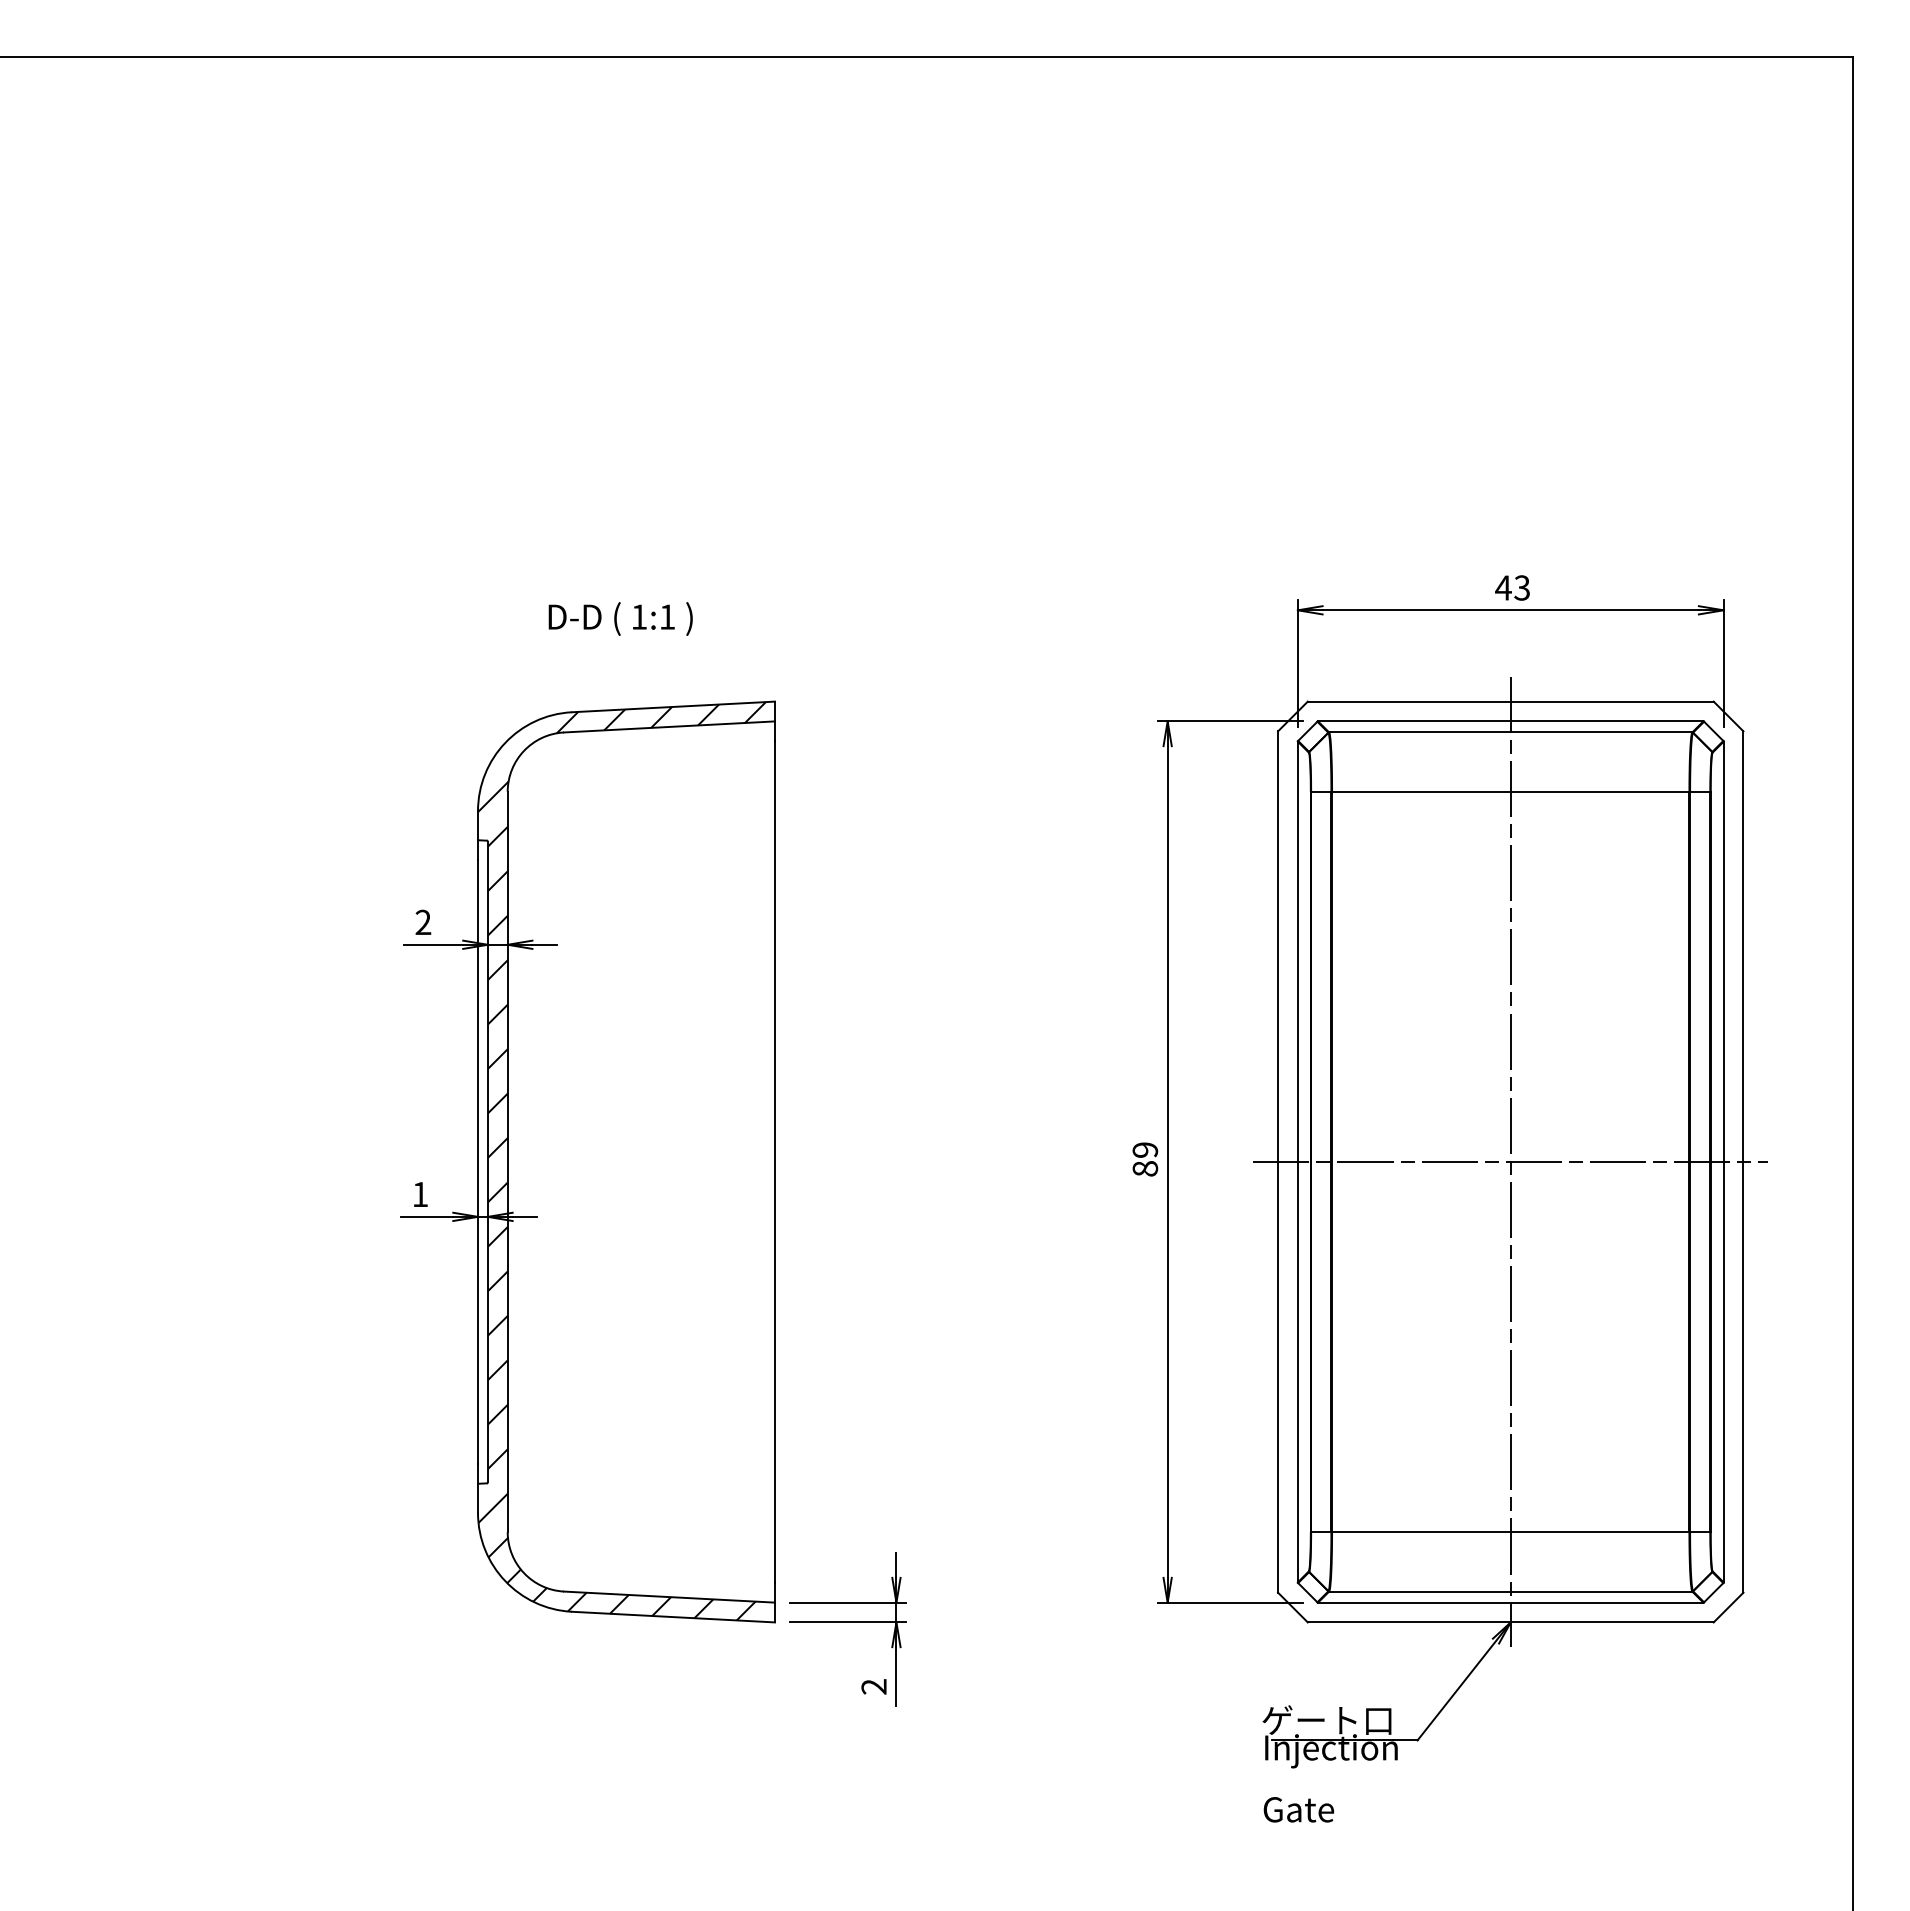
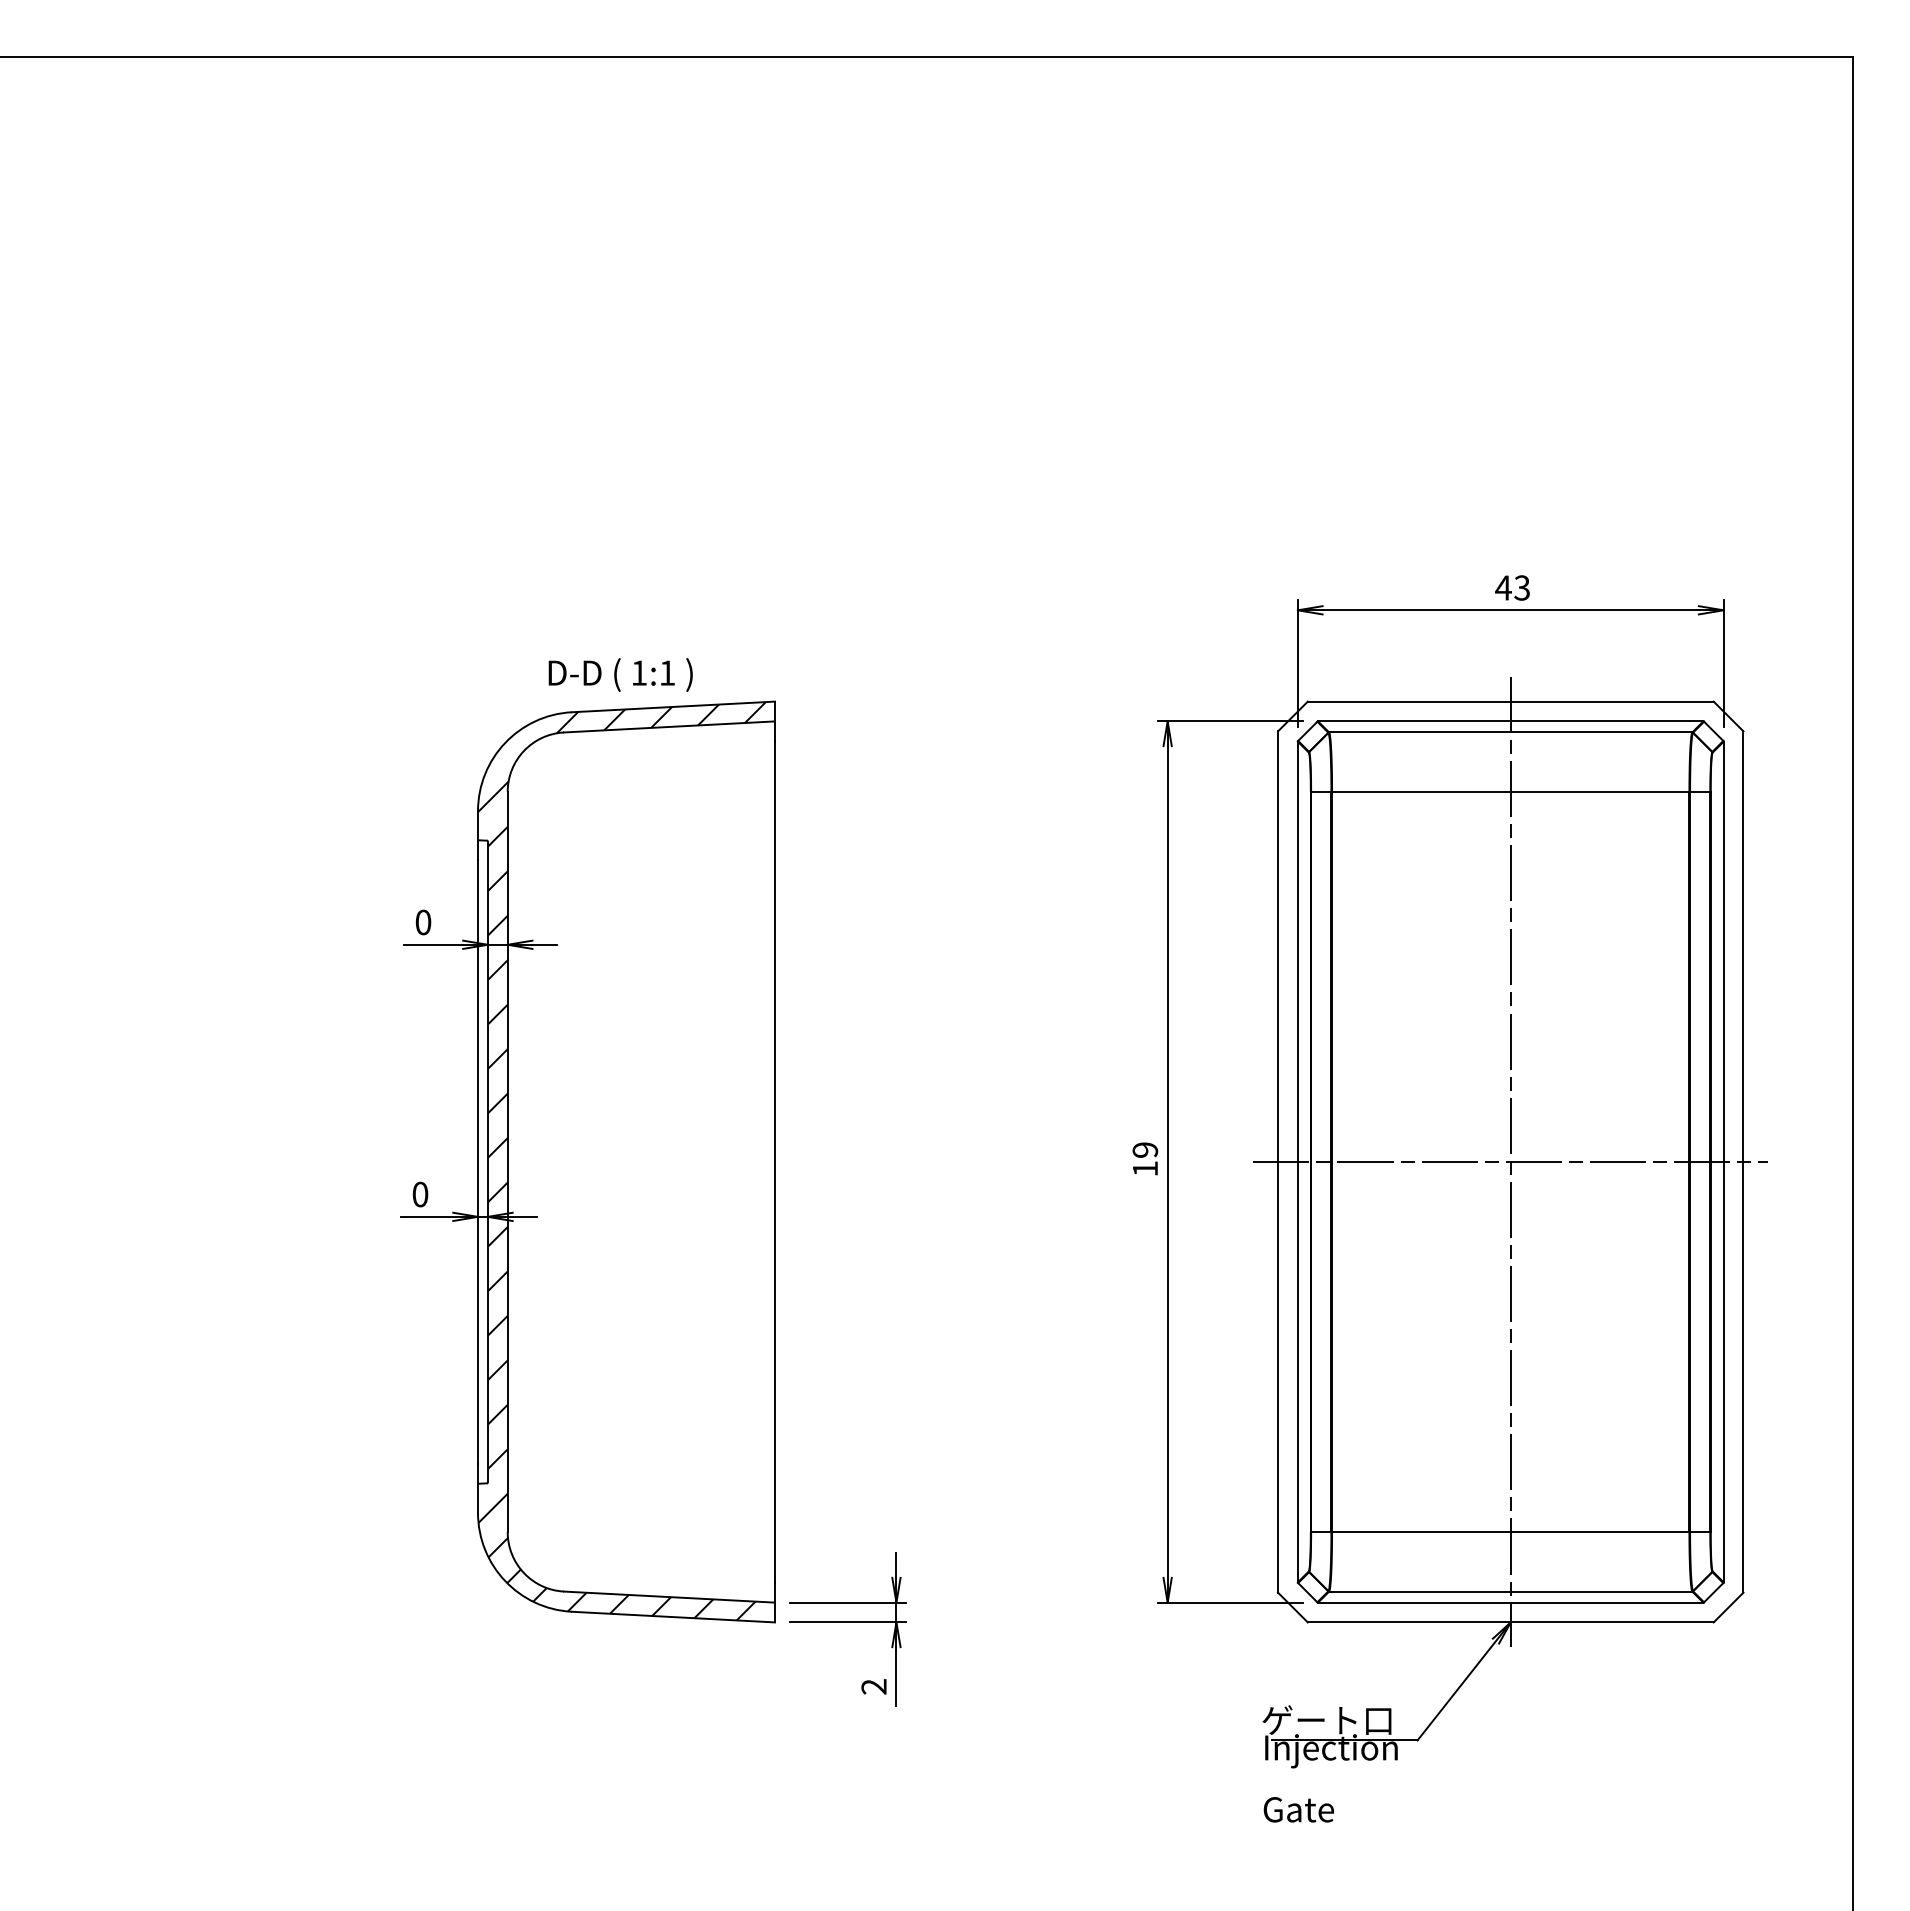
text position: (620, 618) -> (620, 674) (620, 674)
text: 2 -> 0 (423, 922)
text: 89 -> 19 (1145, 1168)
text: 1 -> 0 (420, 1194)
